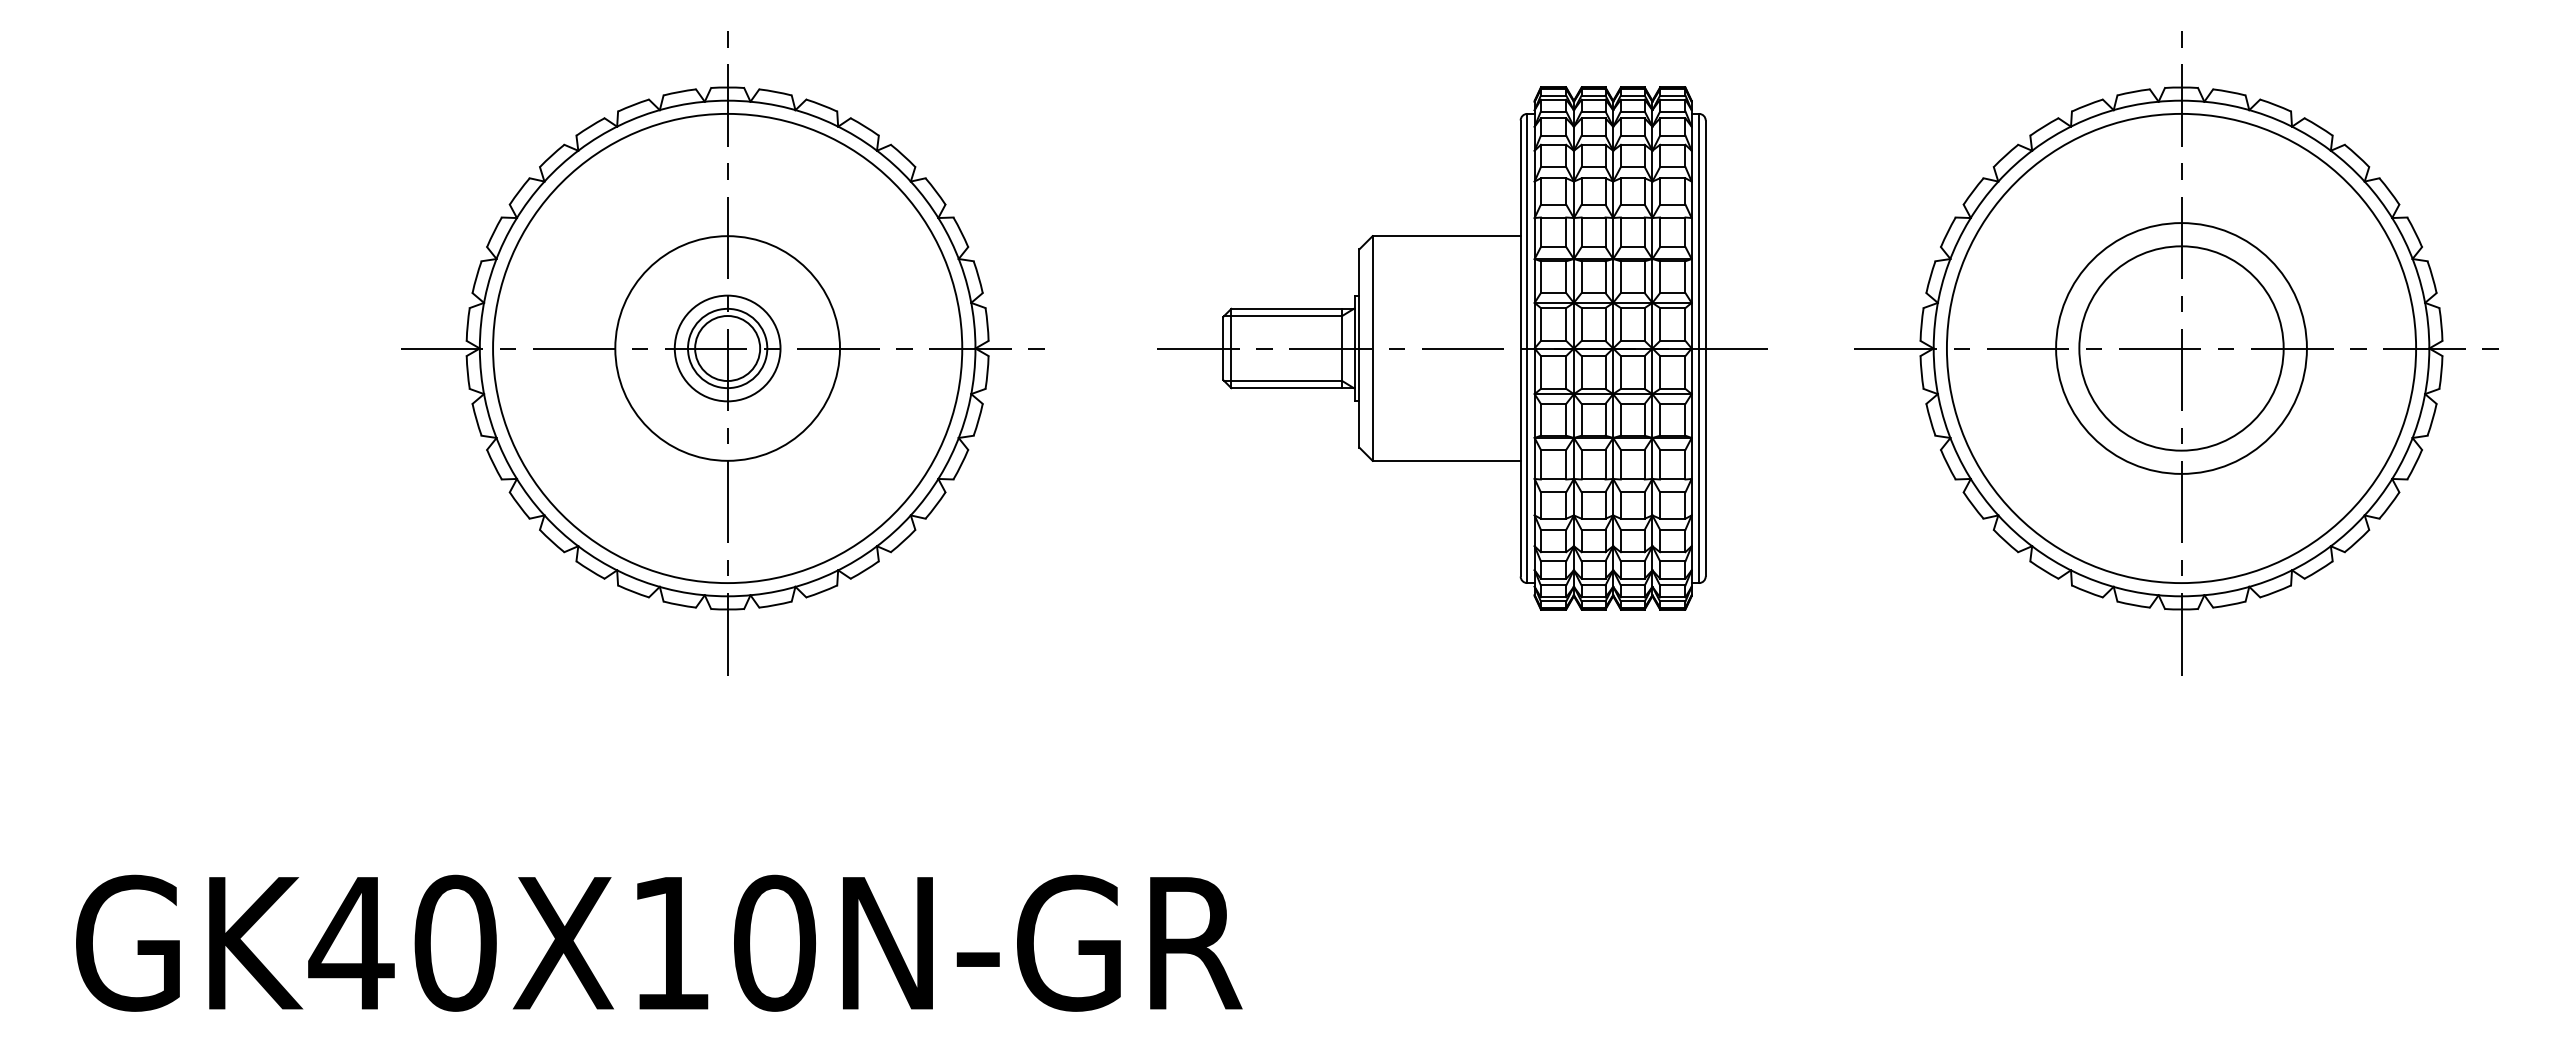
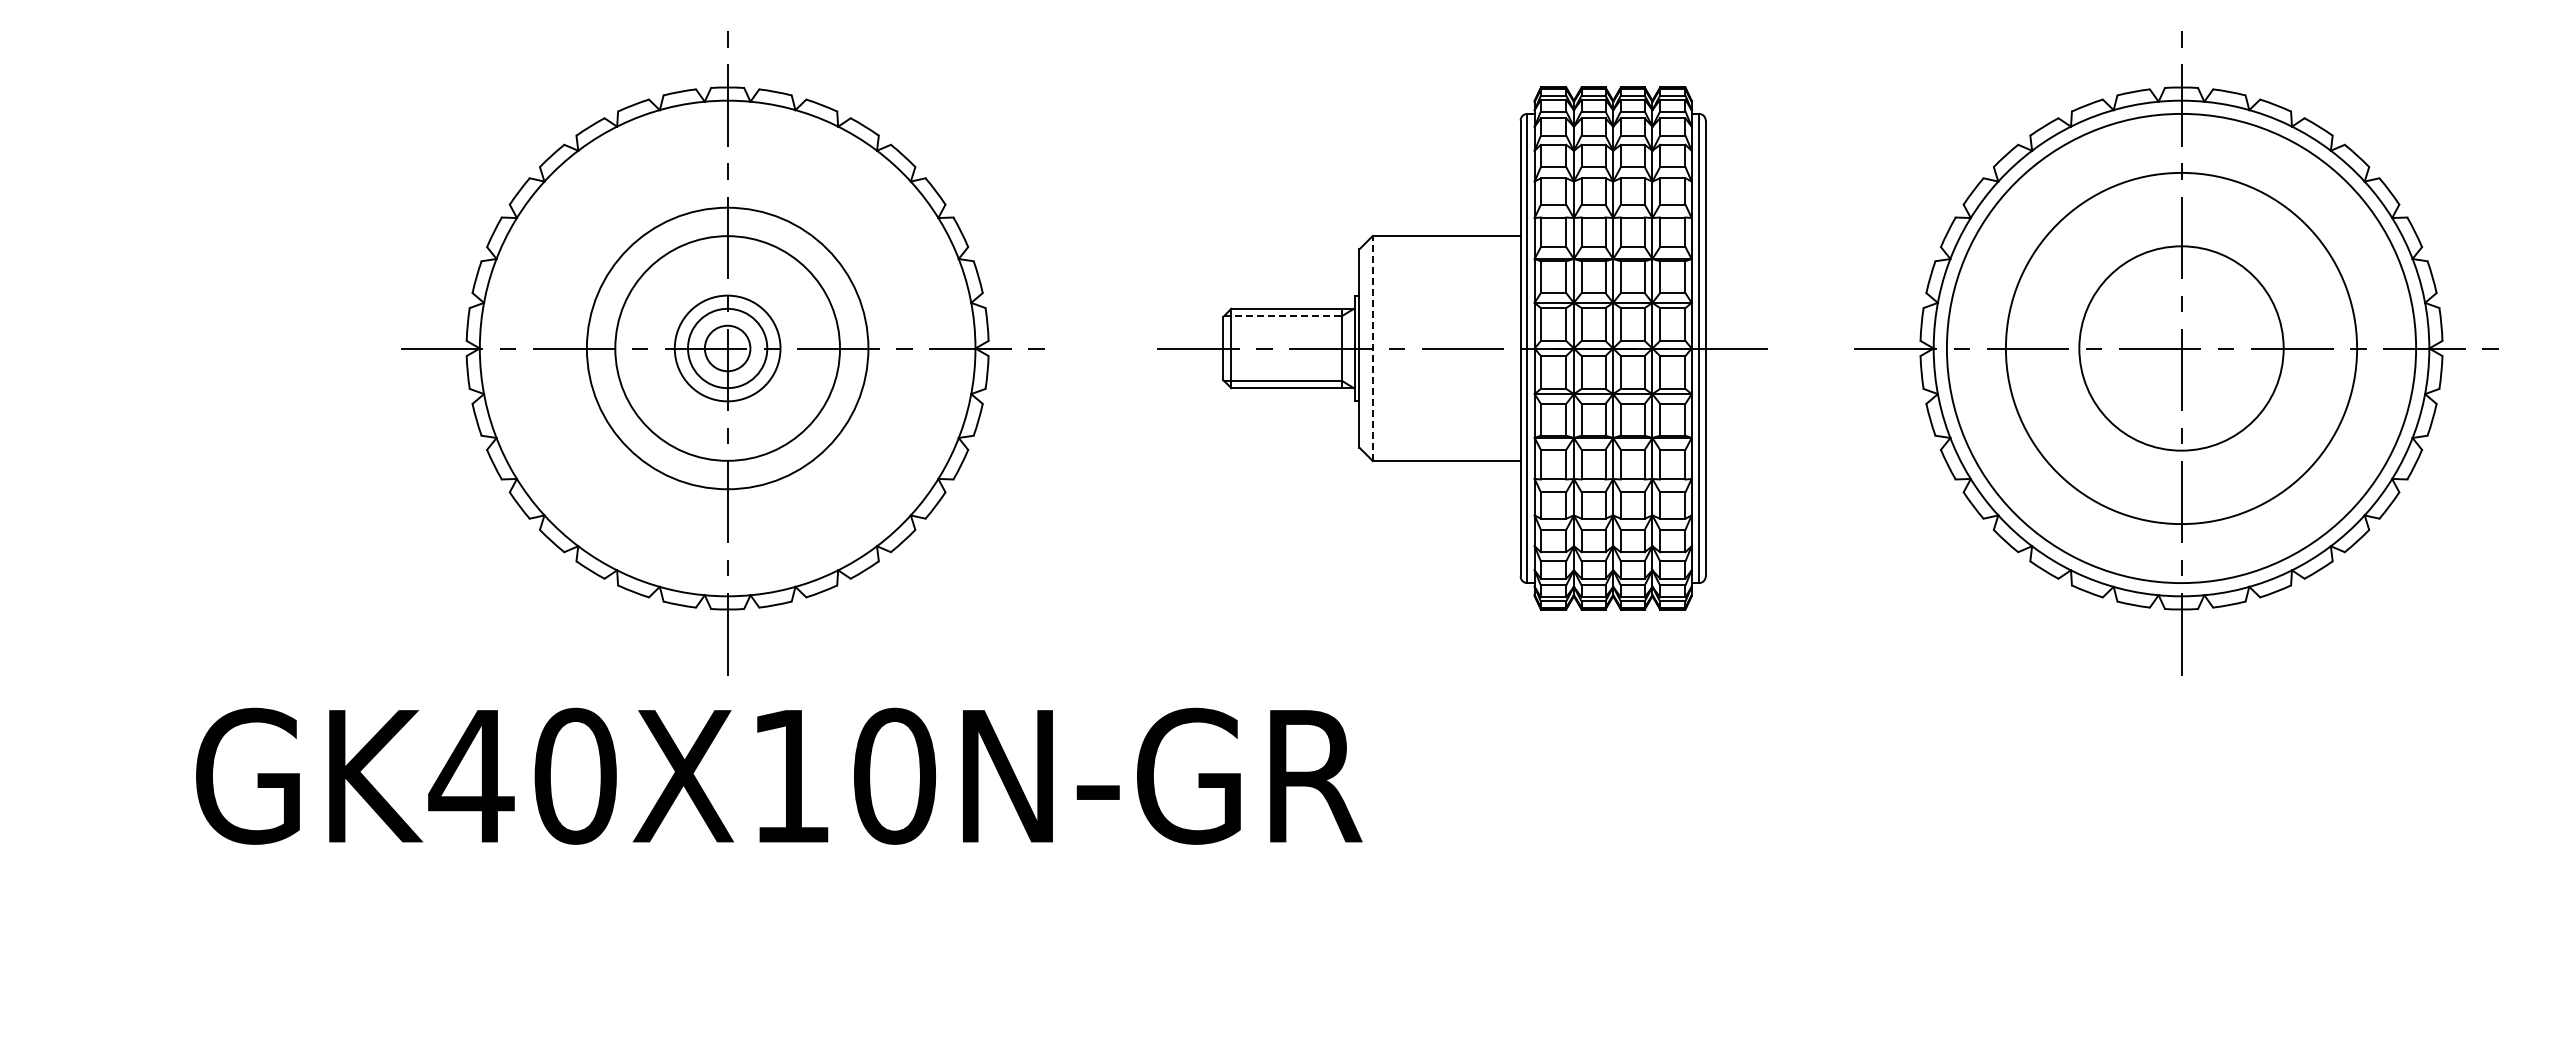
line: solid -> dashed (1283, 315)
circle diameter: 469 px -> 282 px (727, 348)
circle diameter: 65 px -> 46 px (727, 348)
line: solid -> dashed (1372, 348)
circle diameter: 251 px -> 351 px (2181, 348)
text position: (659, 942) -> (779, 775) (779, 775)
